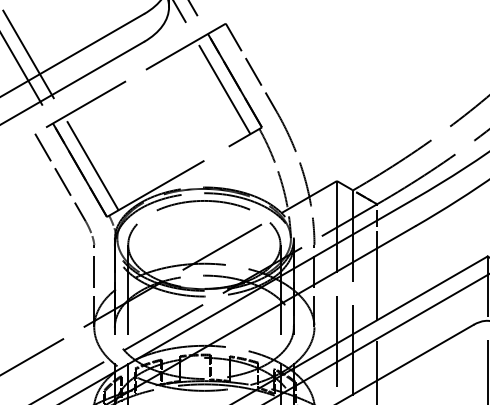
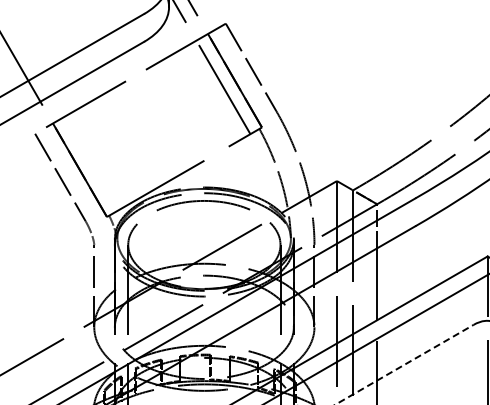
line: present -> none (60, 109)
line: solid -> dashed (404, 364)
